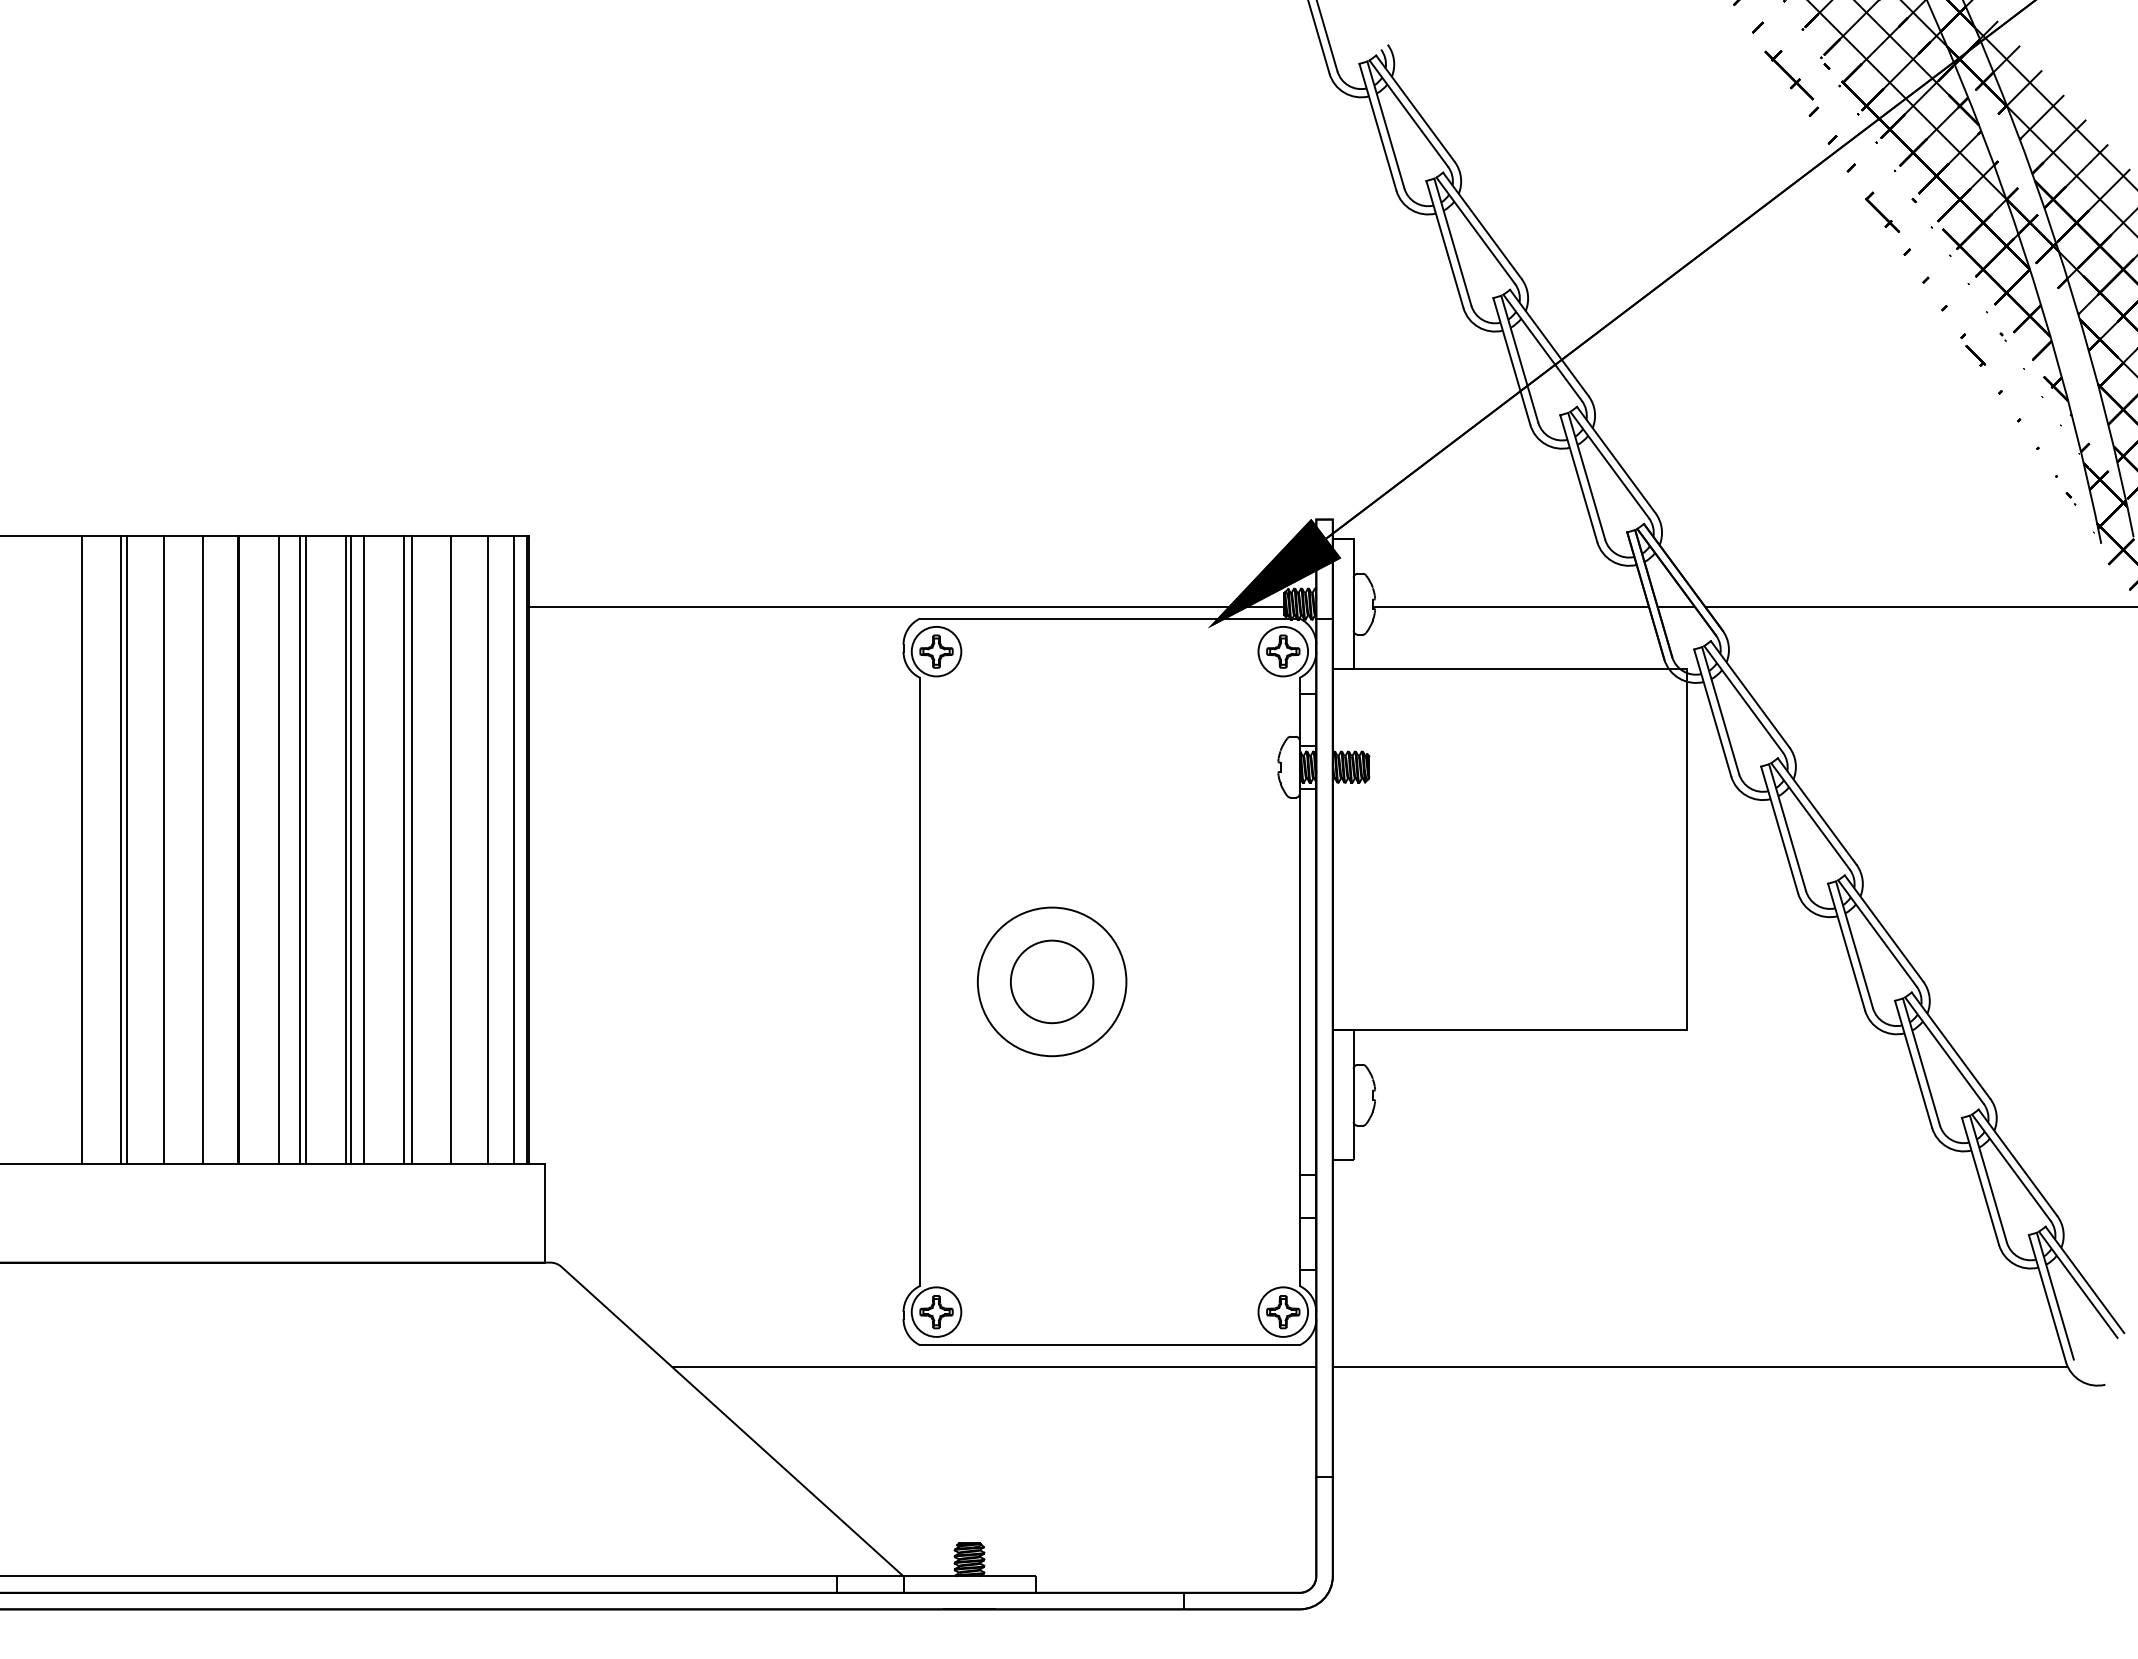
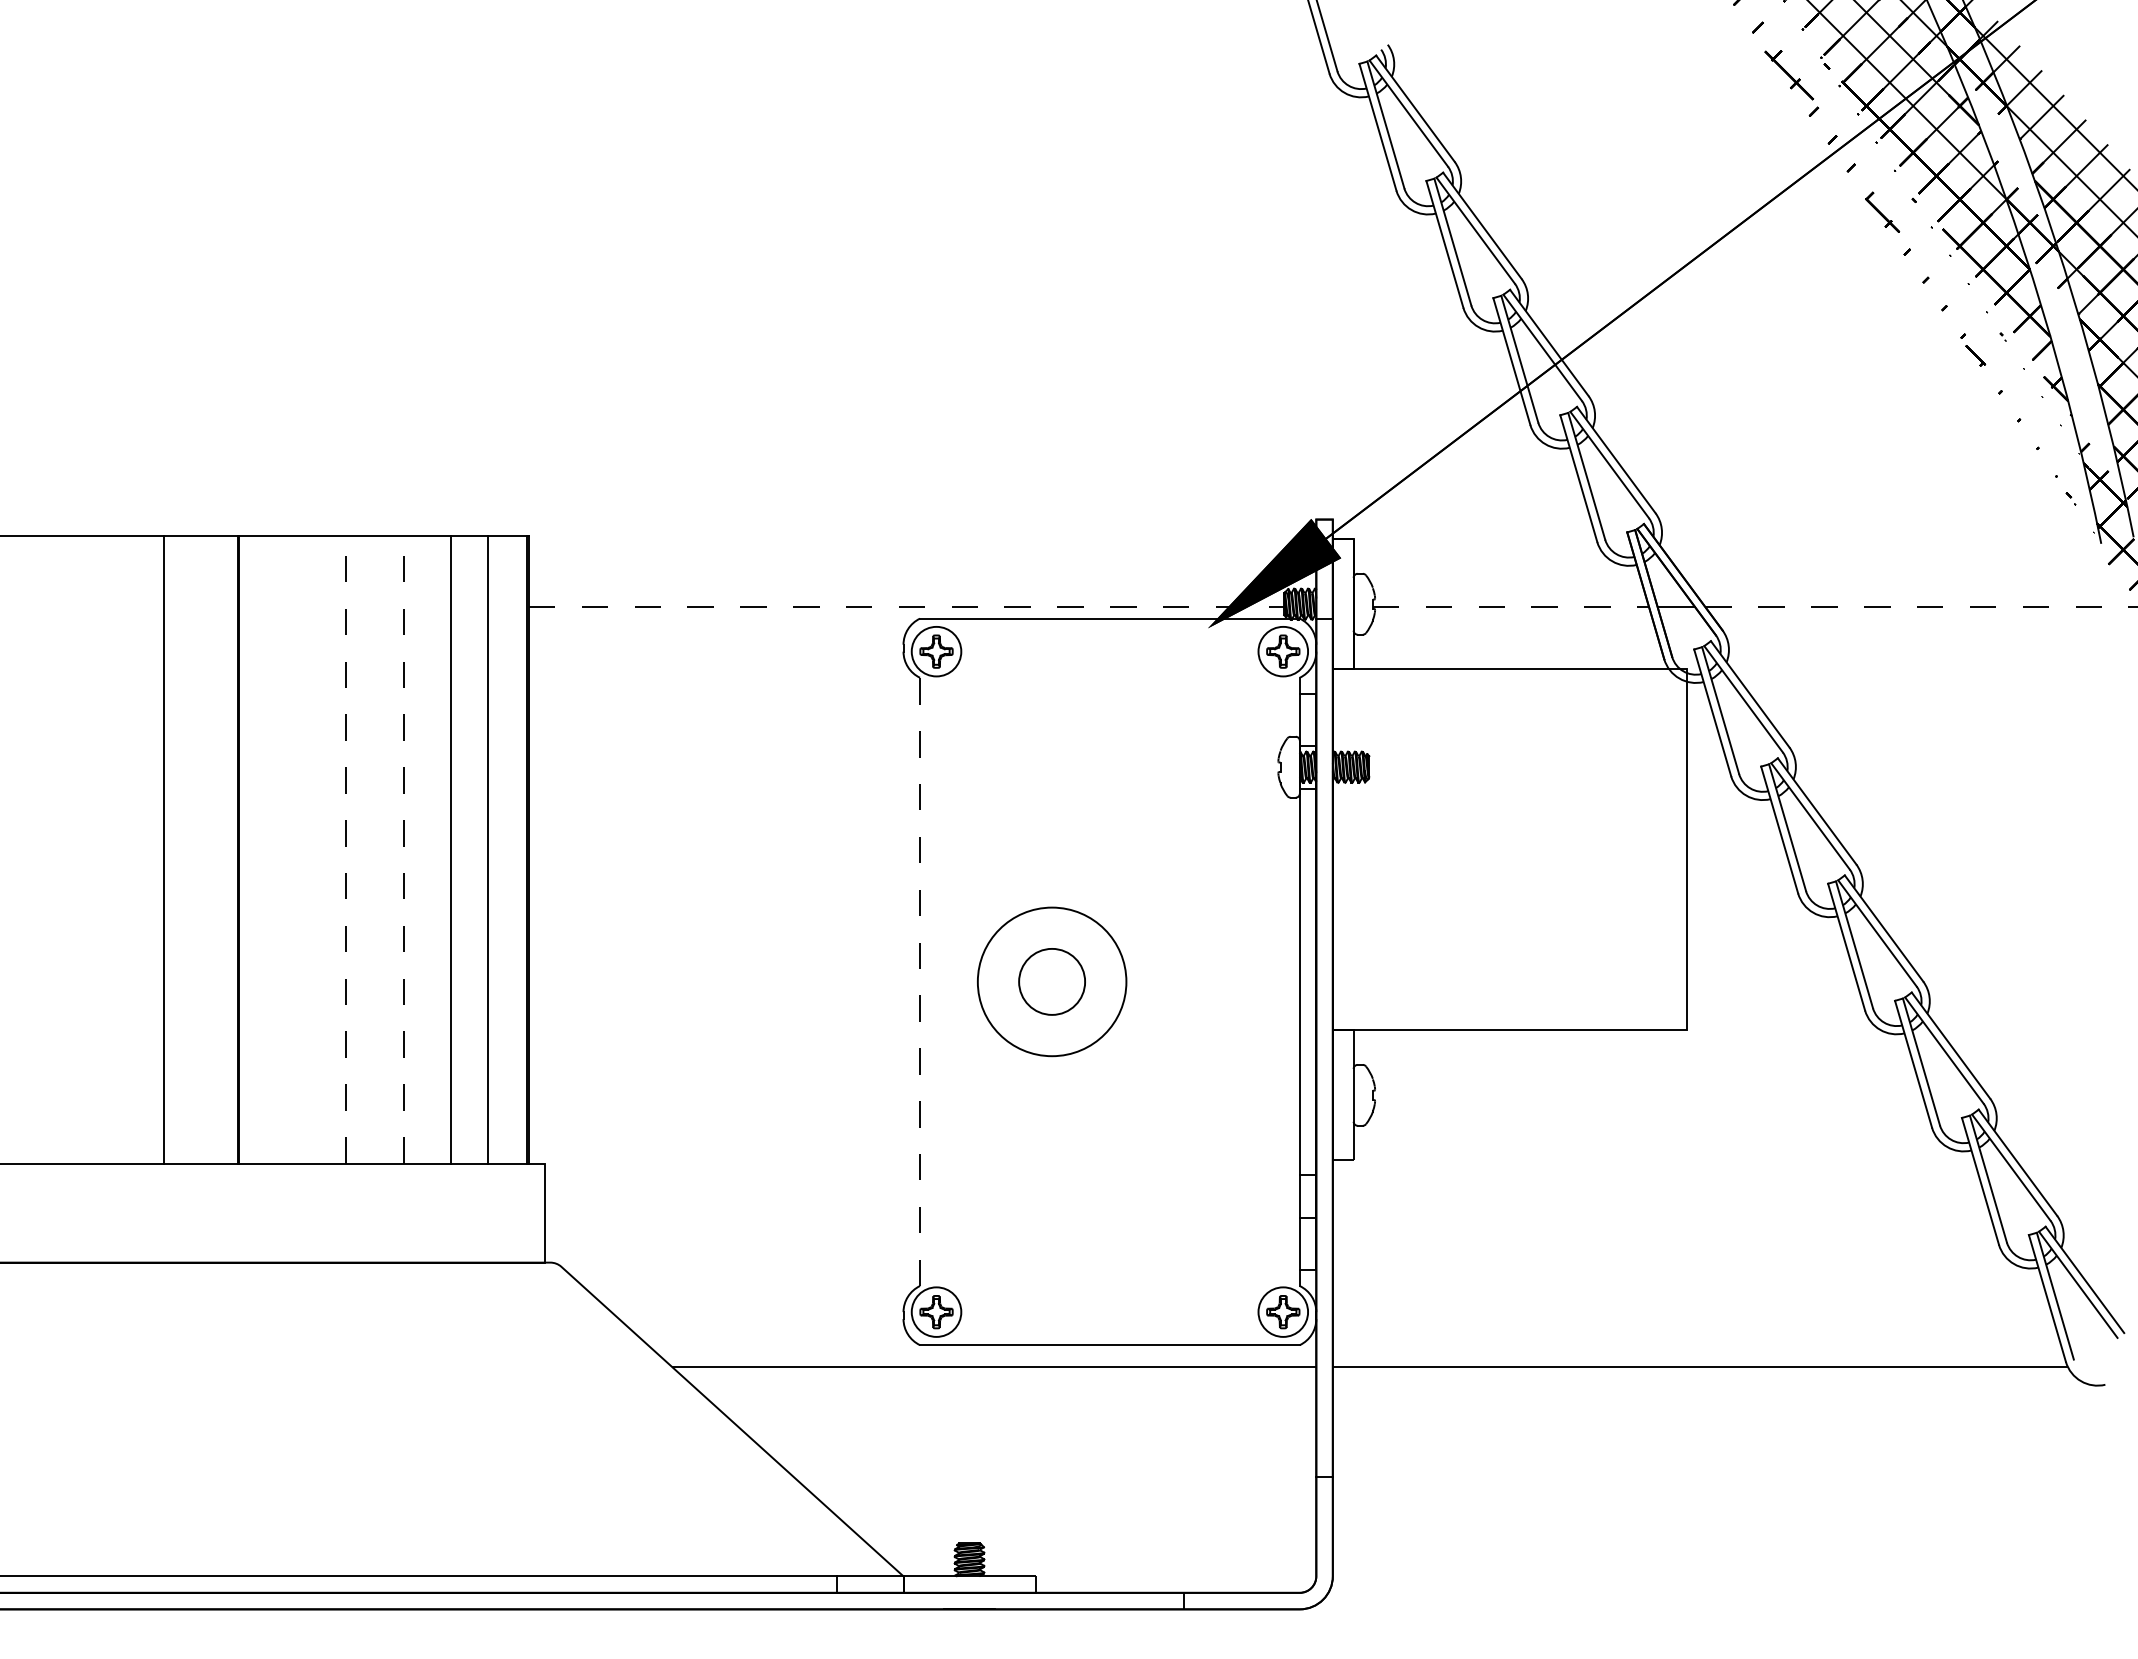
line: solid -> dashed (906, 607)
line: solid -> dashed (1511, 607)
line: solid -> dashed (1921, 607)
line: present -> none (81, 849)
line: present -> none (121, 849)
line: present -> none (126, 849)
line: present -> none (203, 849)
line: present -> none (278, 849)
line: present -> none (300, 849)
line: present -> none (305, 849)
line: solid -> dashed (345, 849)
line: present -> none (350, 849)
line: present -> none (363, 849)
line: solid -> dashed (403, 849)
line: present -> none (411, 849)
line: present -> none (513, 849)
line: solid -> dashed (920, 981)
circle diameter: 83 px -> 66 px (1052, 981)
